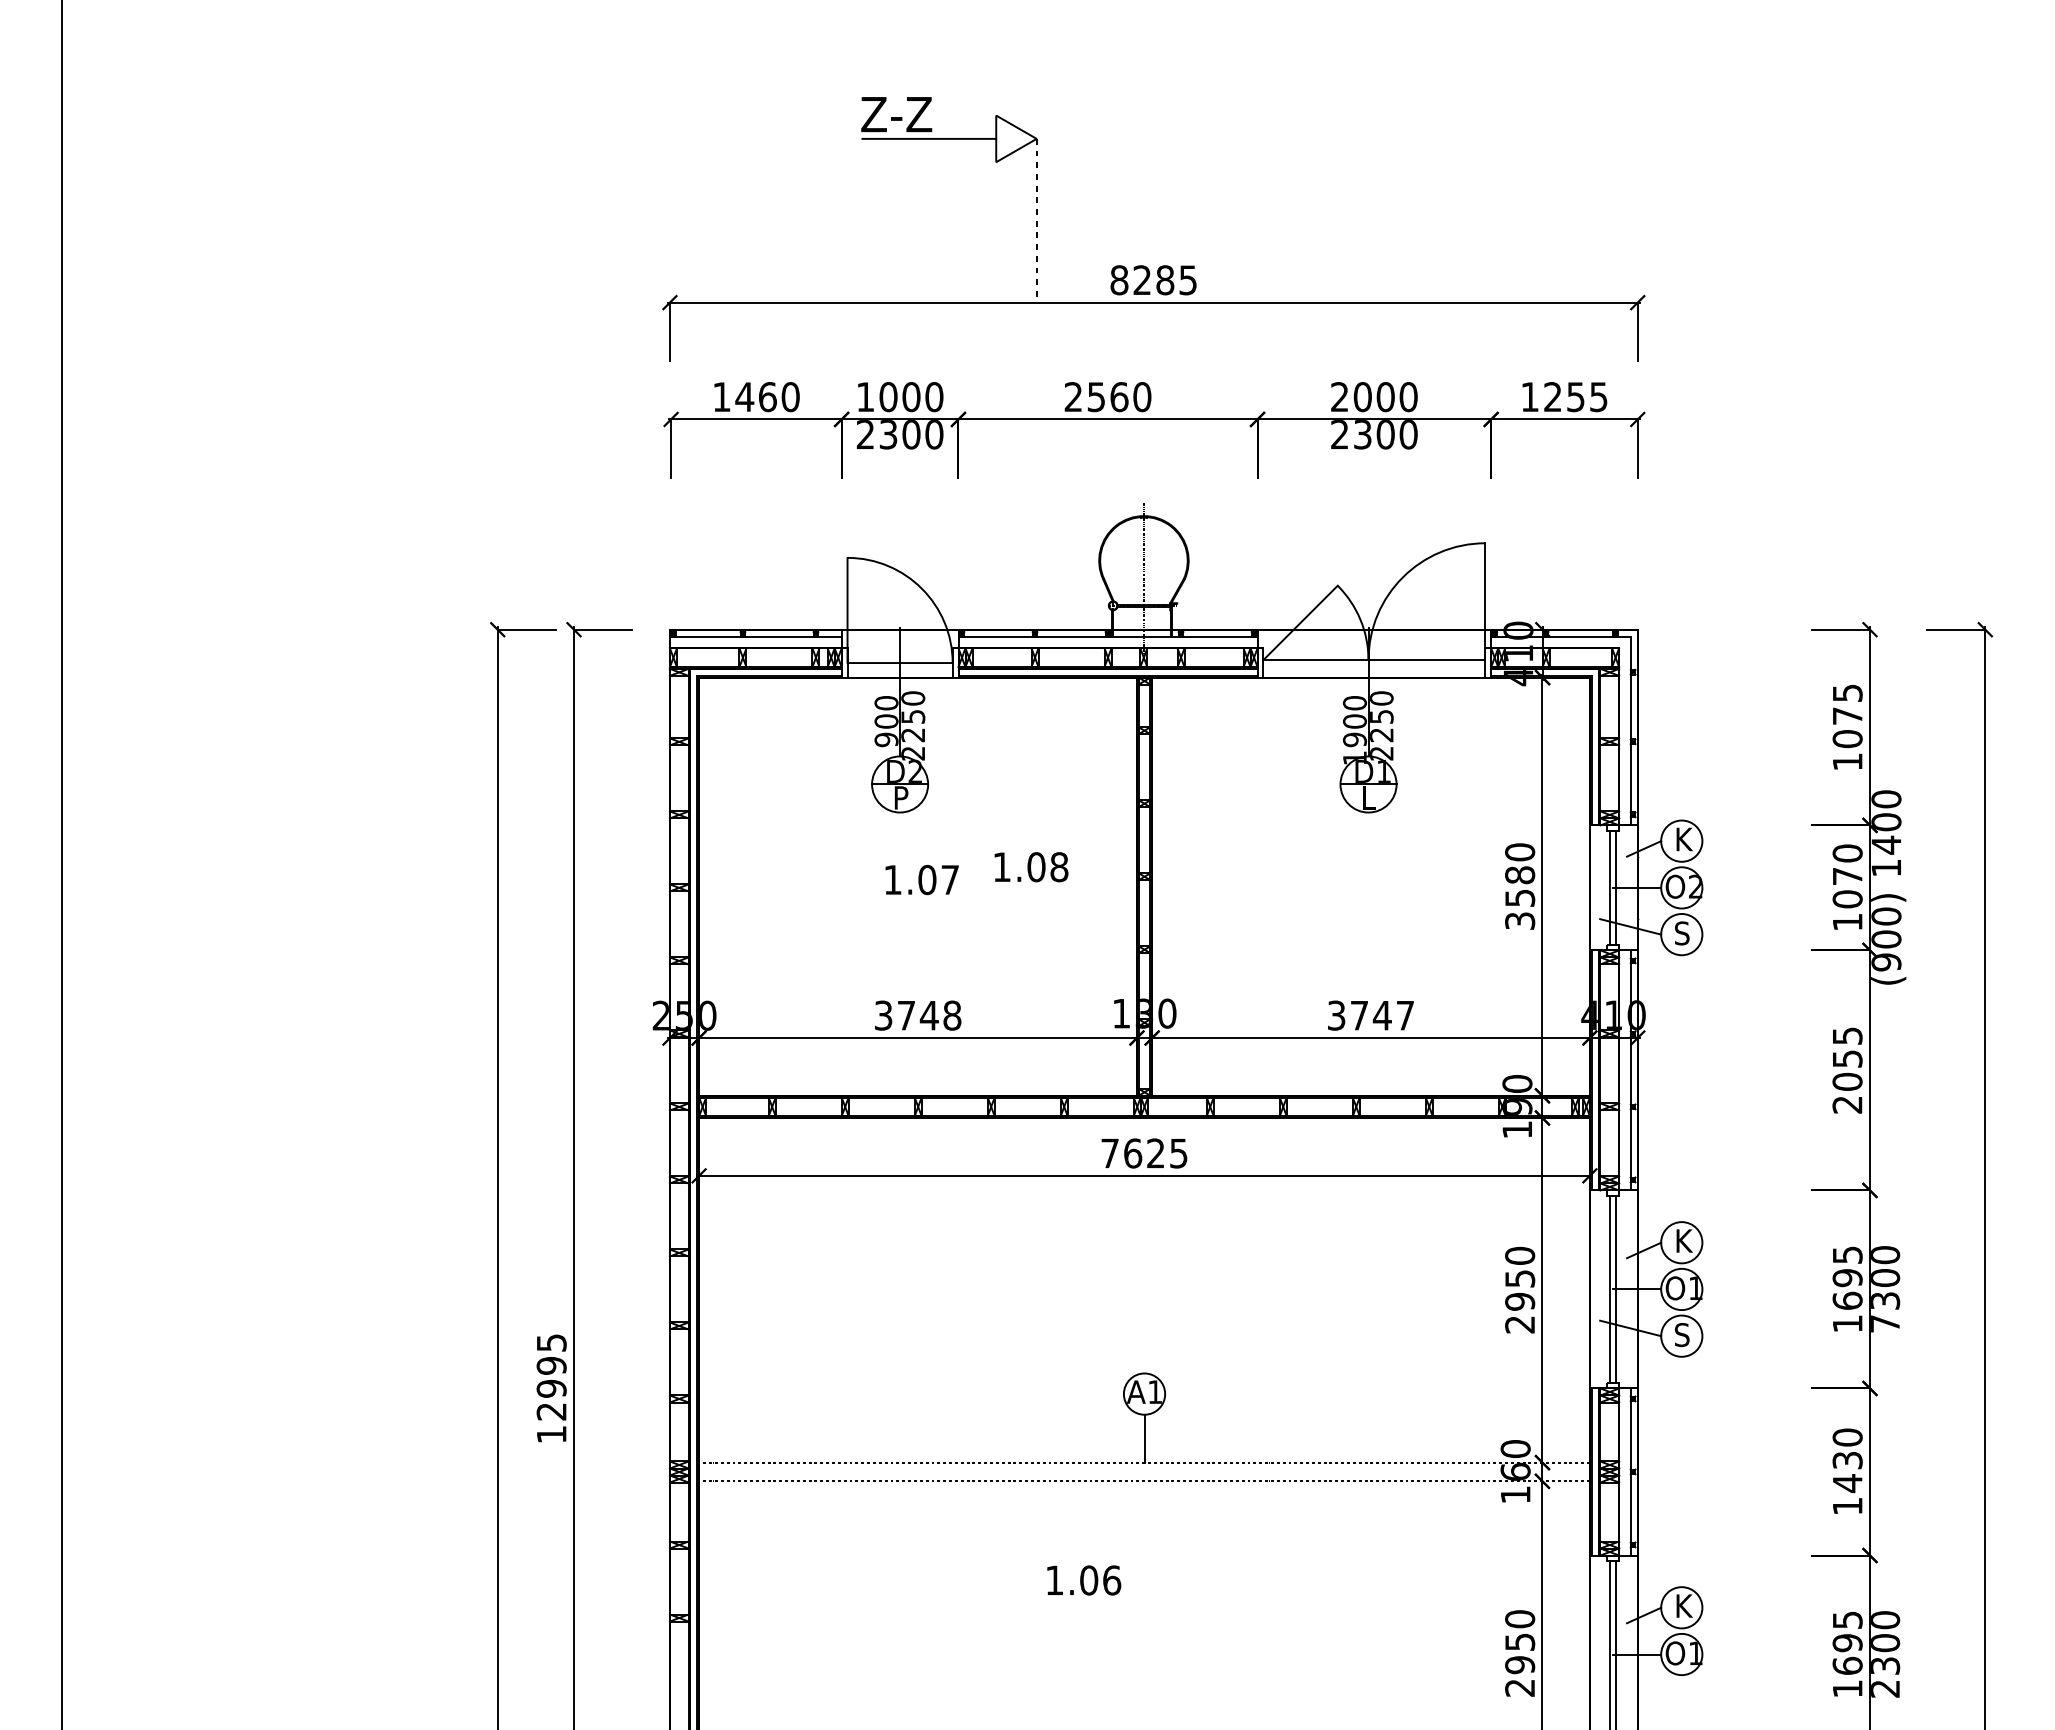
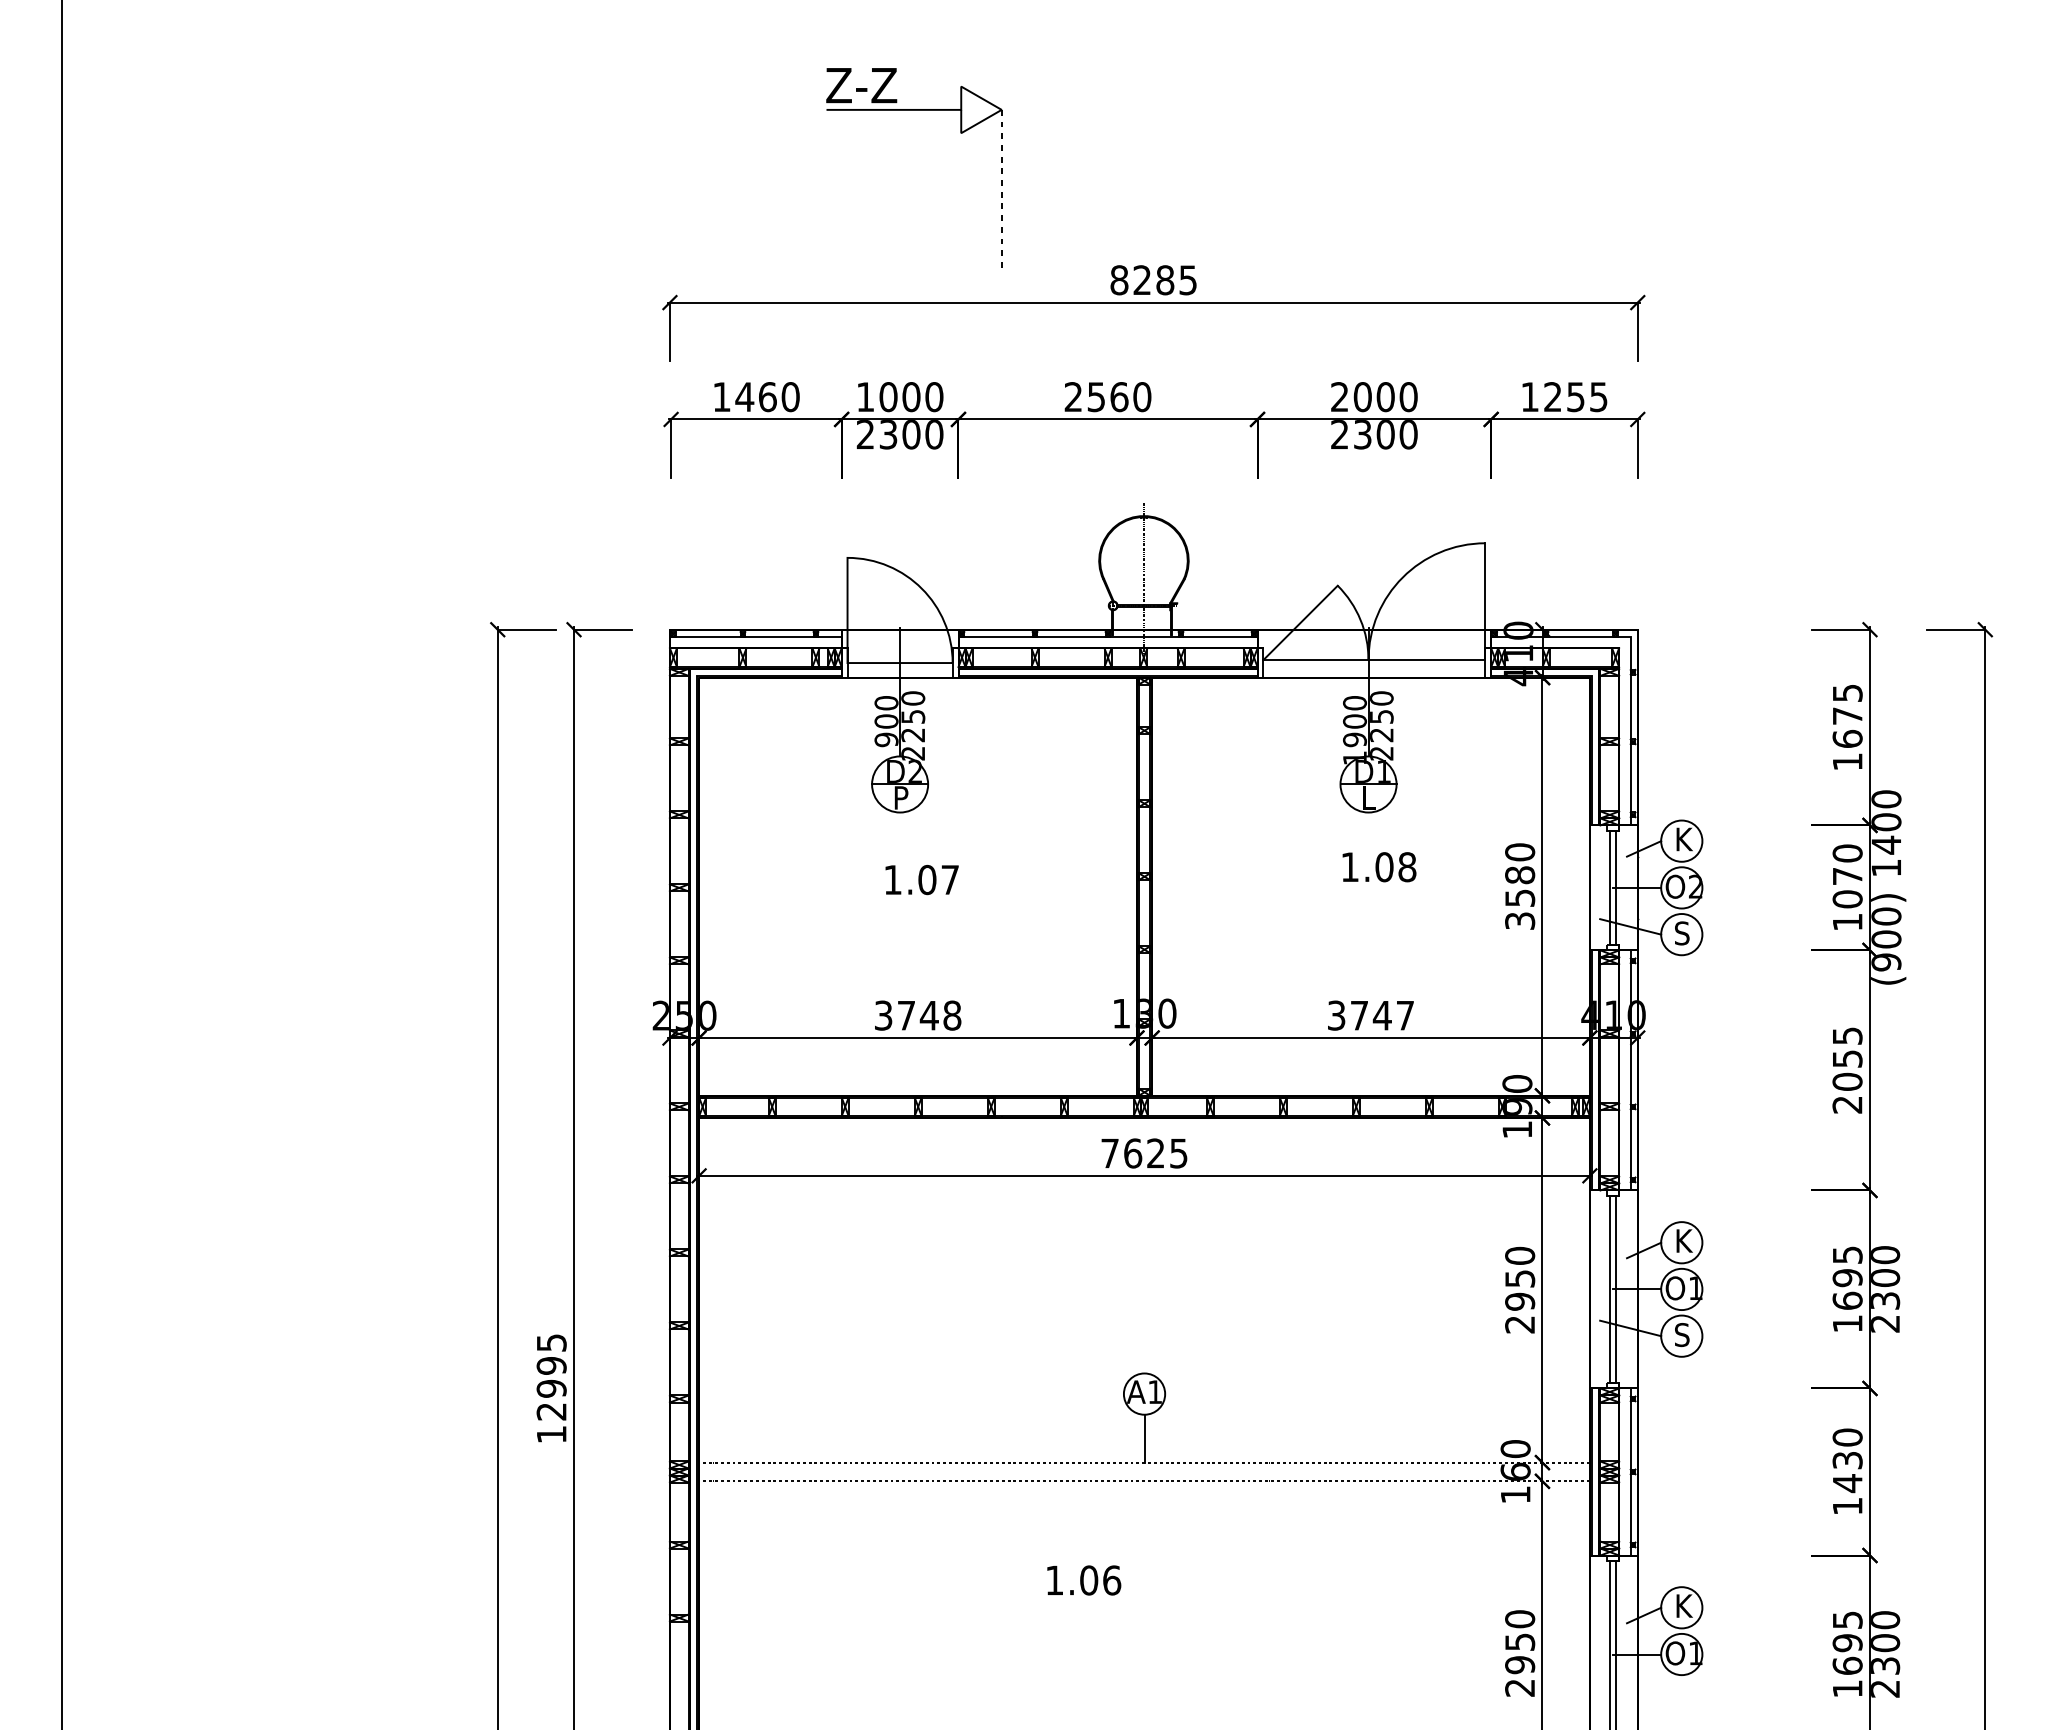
part position: (949, 139) -> (914, 110) (914, 110)
text: 1075 -> 1675 (1847, 738)
text position: (1031, 867) -> (1379, 867) (1379, 867)
text: 7300 -> 2300 (1885, 1323)
